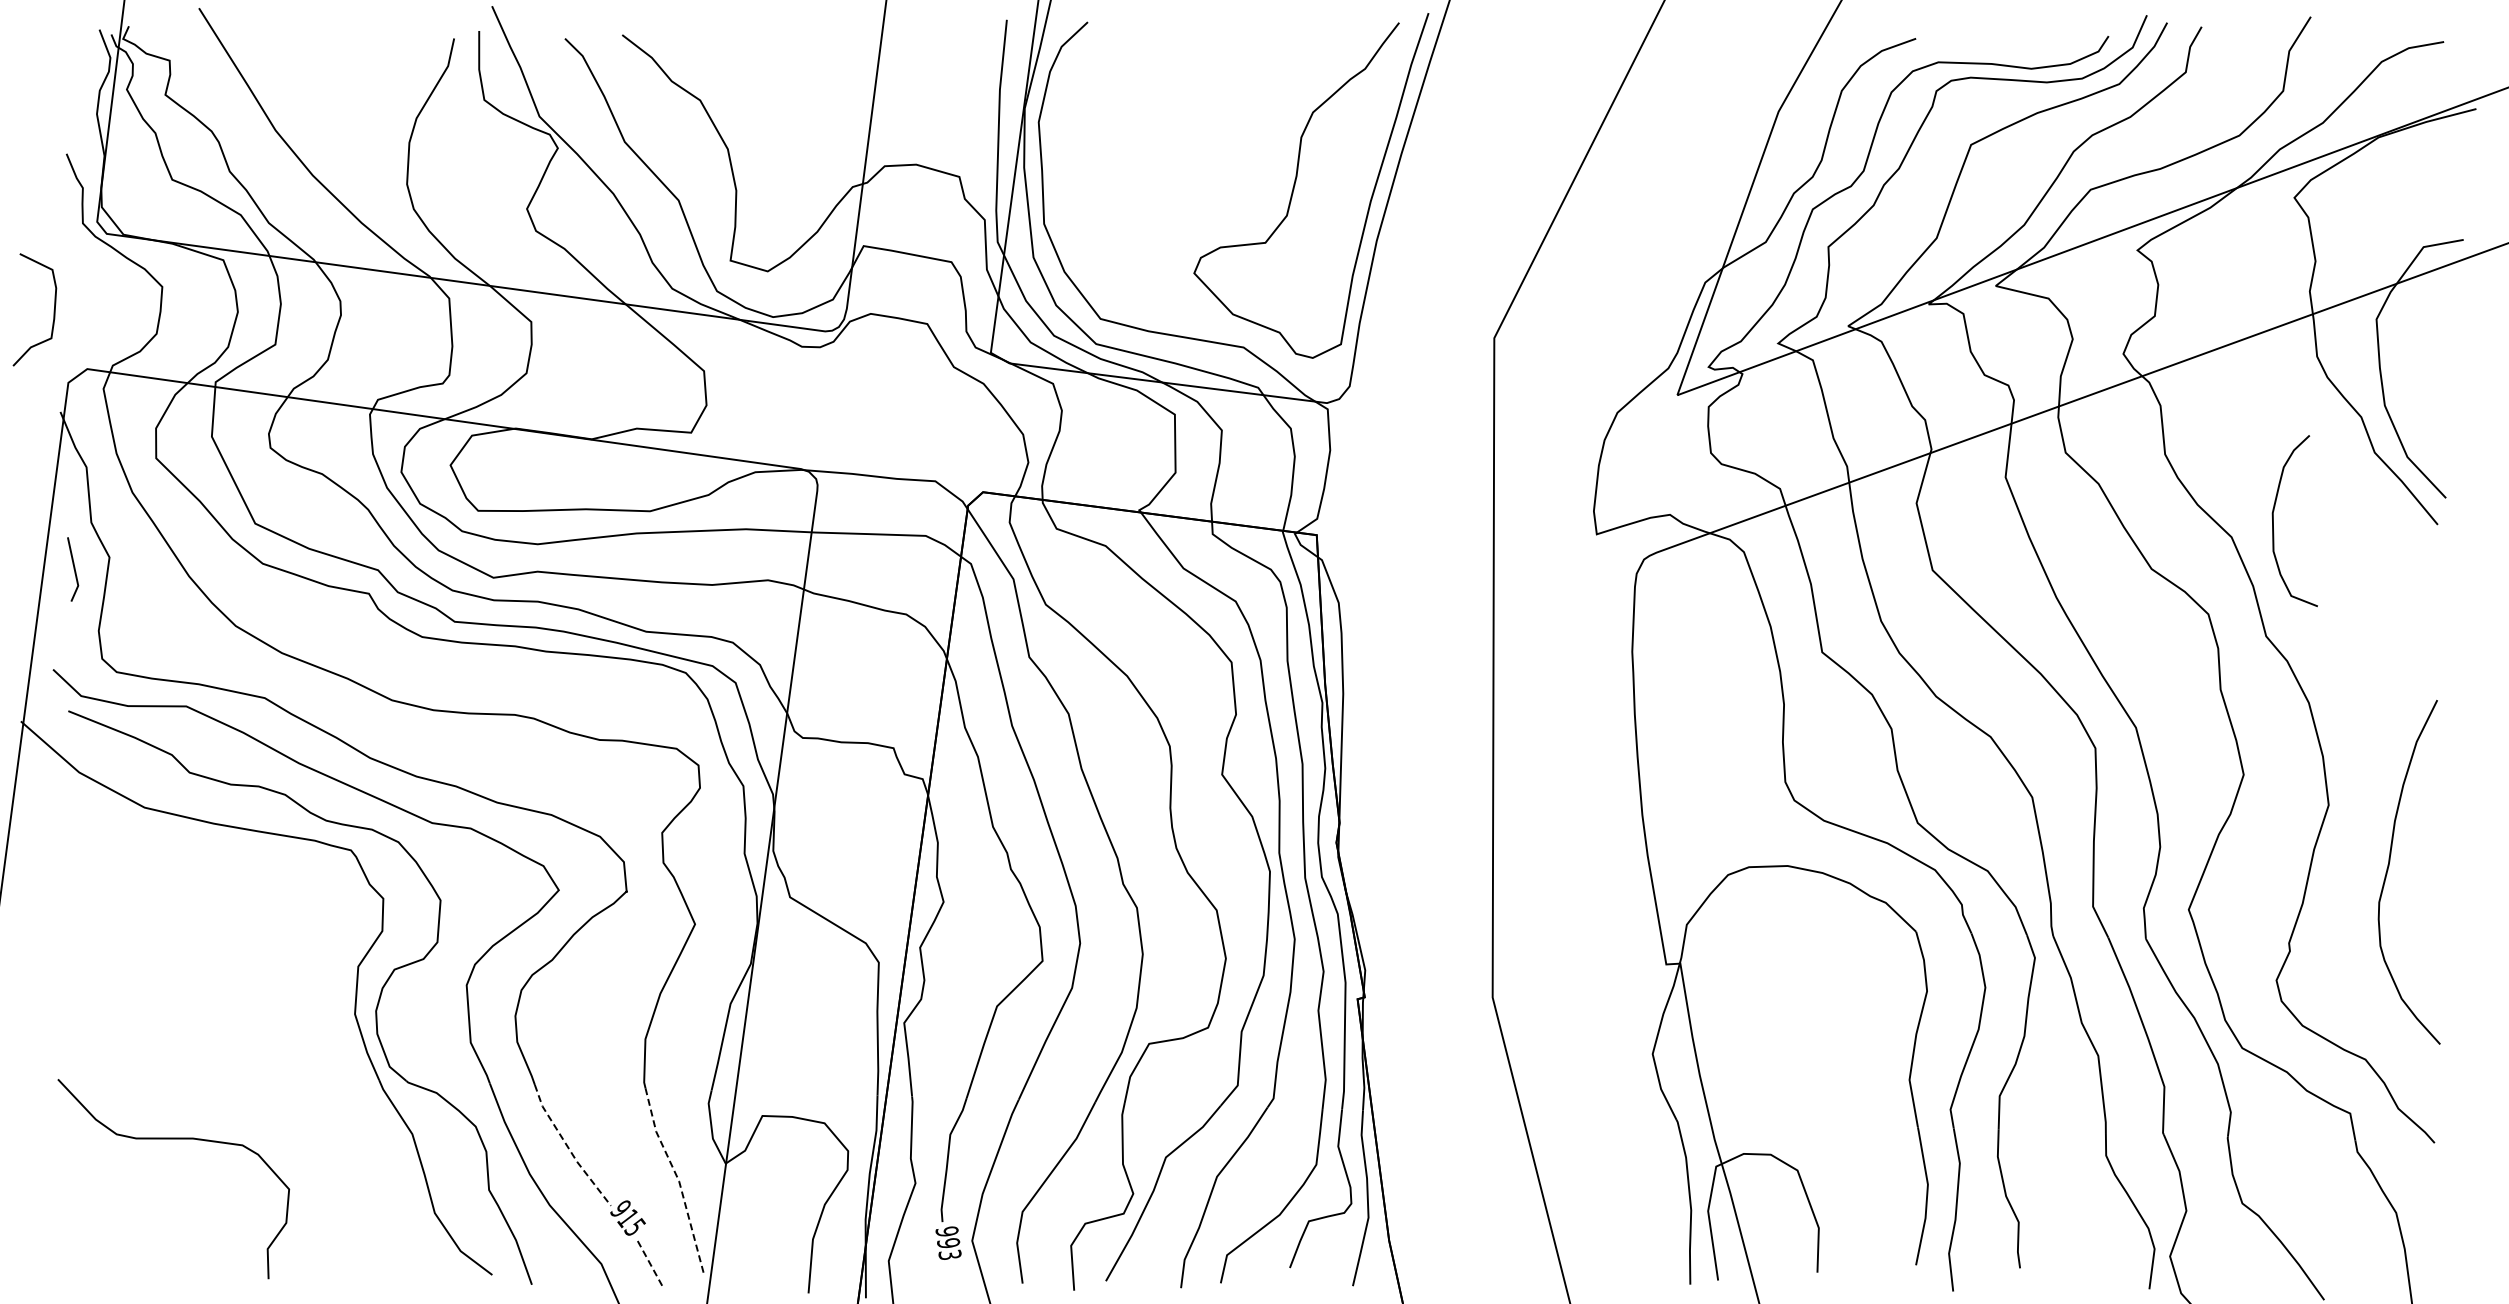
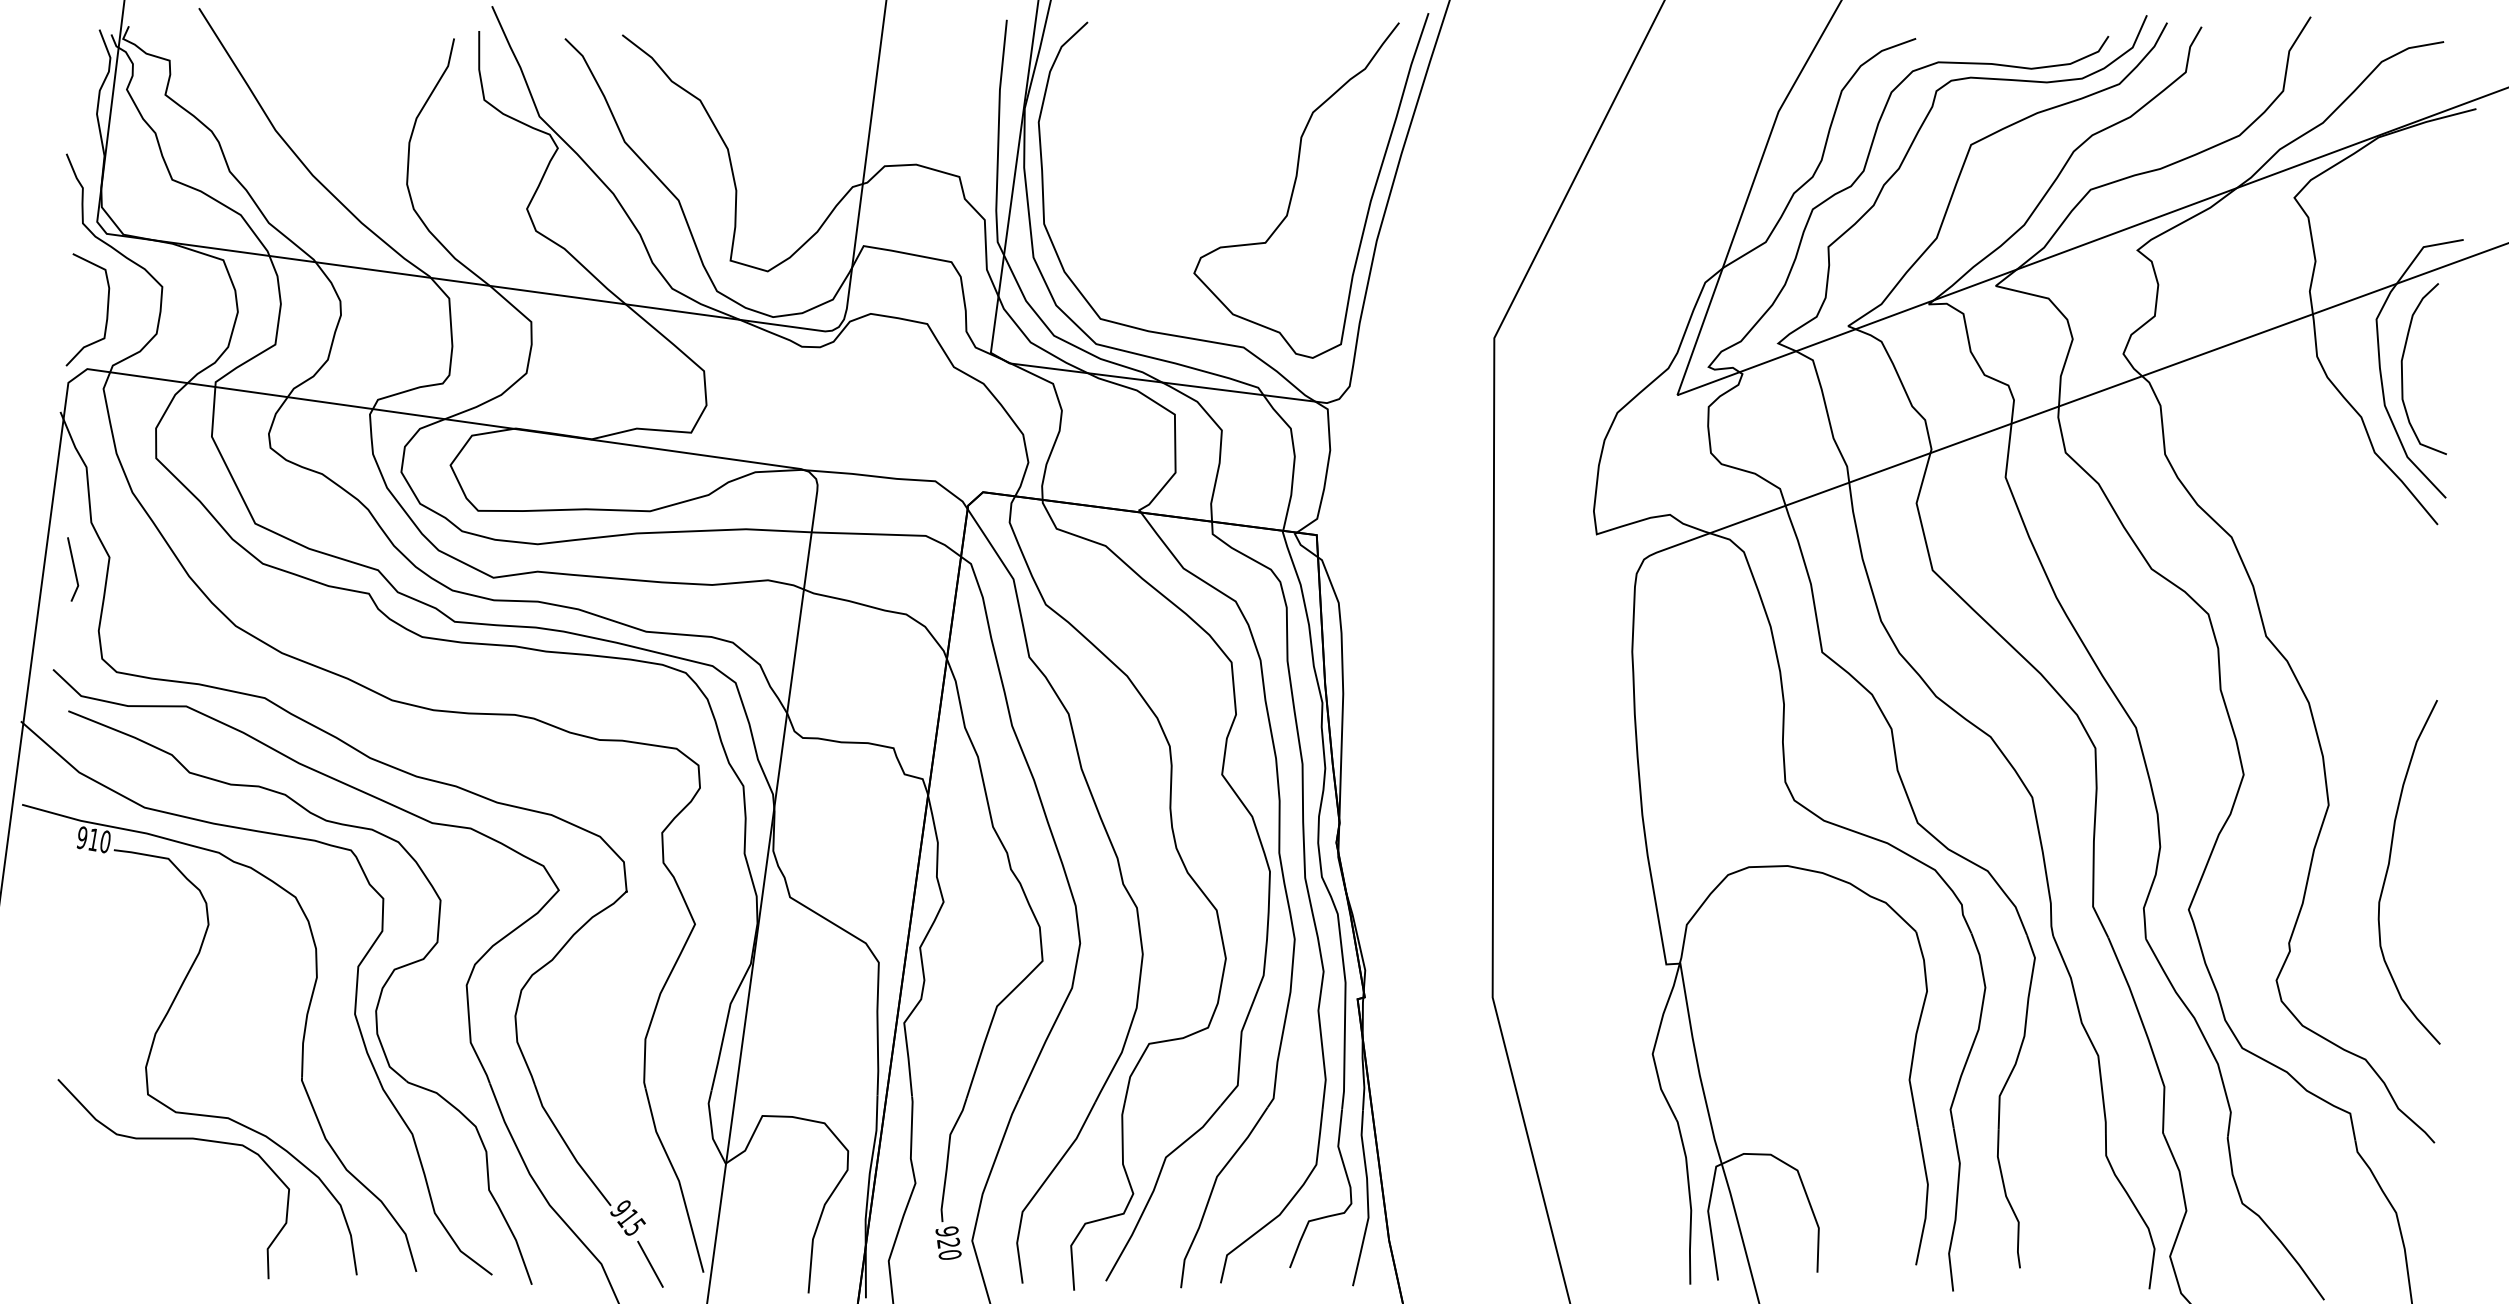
curve position: (53, 310) -> (106, 310) (106, 310)
curve position: (2273, 521) -> (2402, 369) (2402, 369)
part: none -> present (168, 1013)
line: dashed -> solid (568, 1148)
line: dashed -> solid (678, 1179)
text: 993 -> 920 (949, 1248)
line: dashed -> solid (650, 1264)
